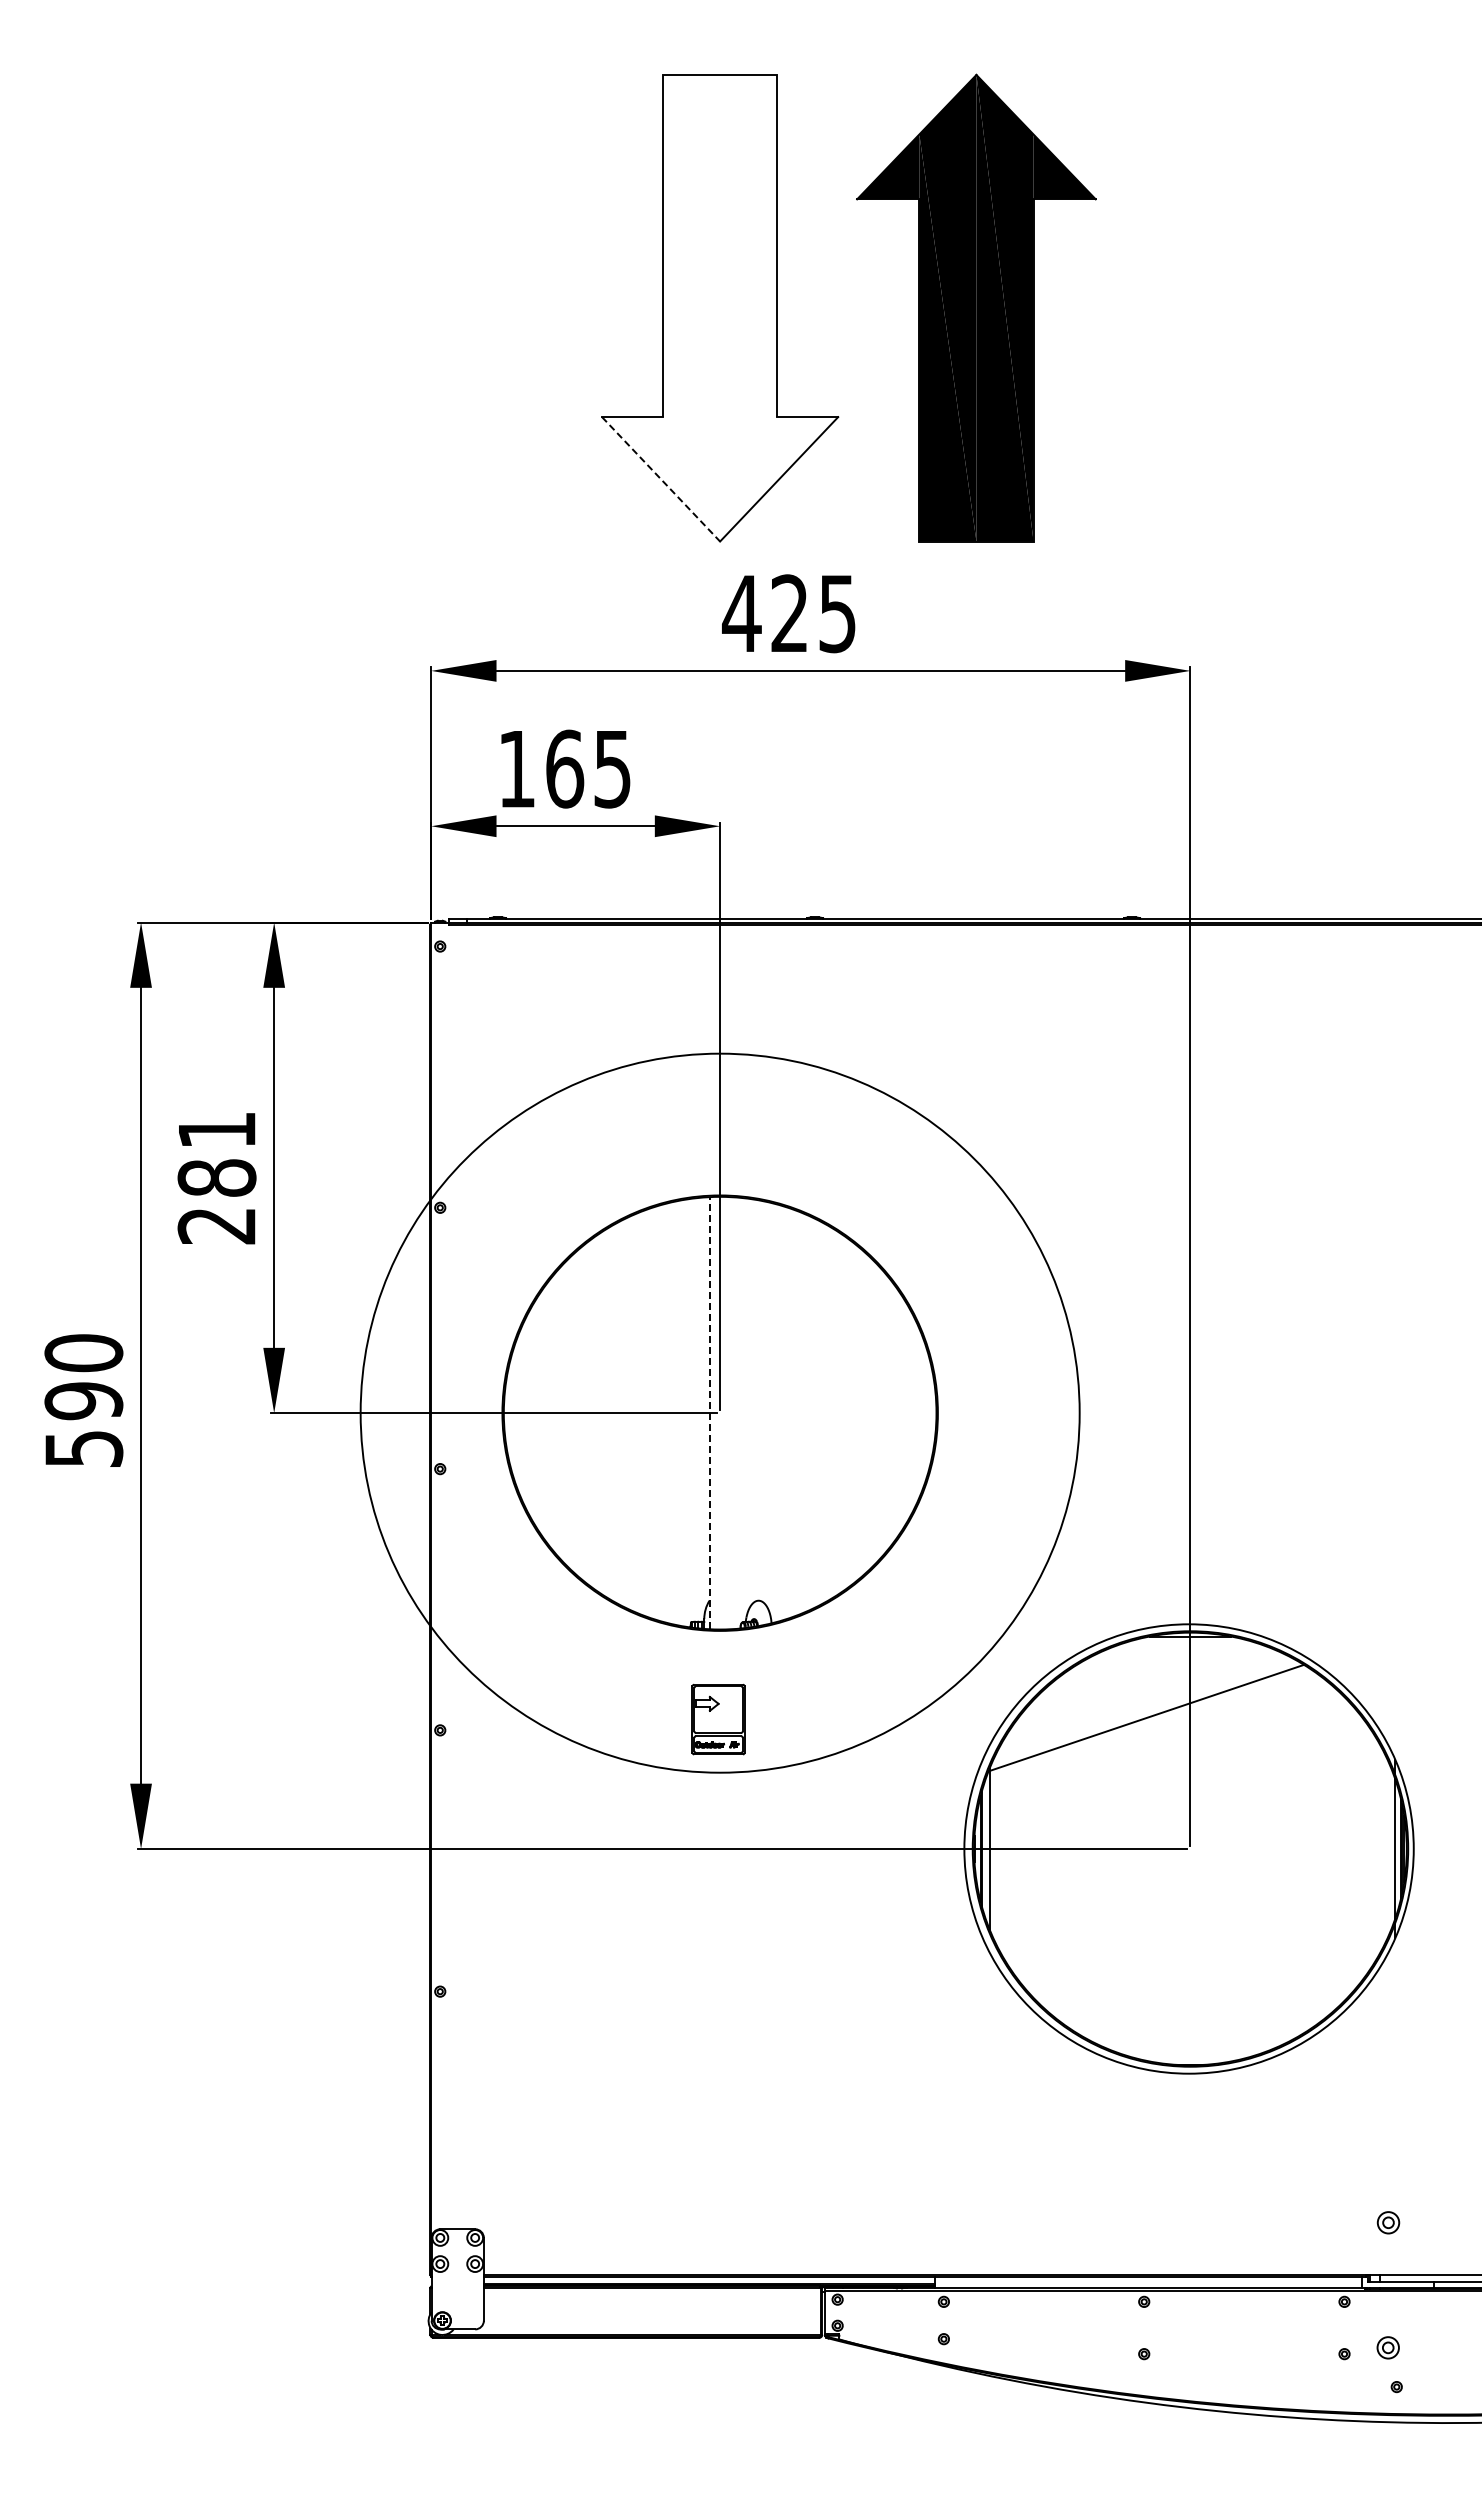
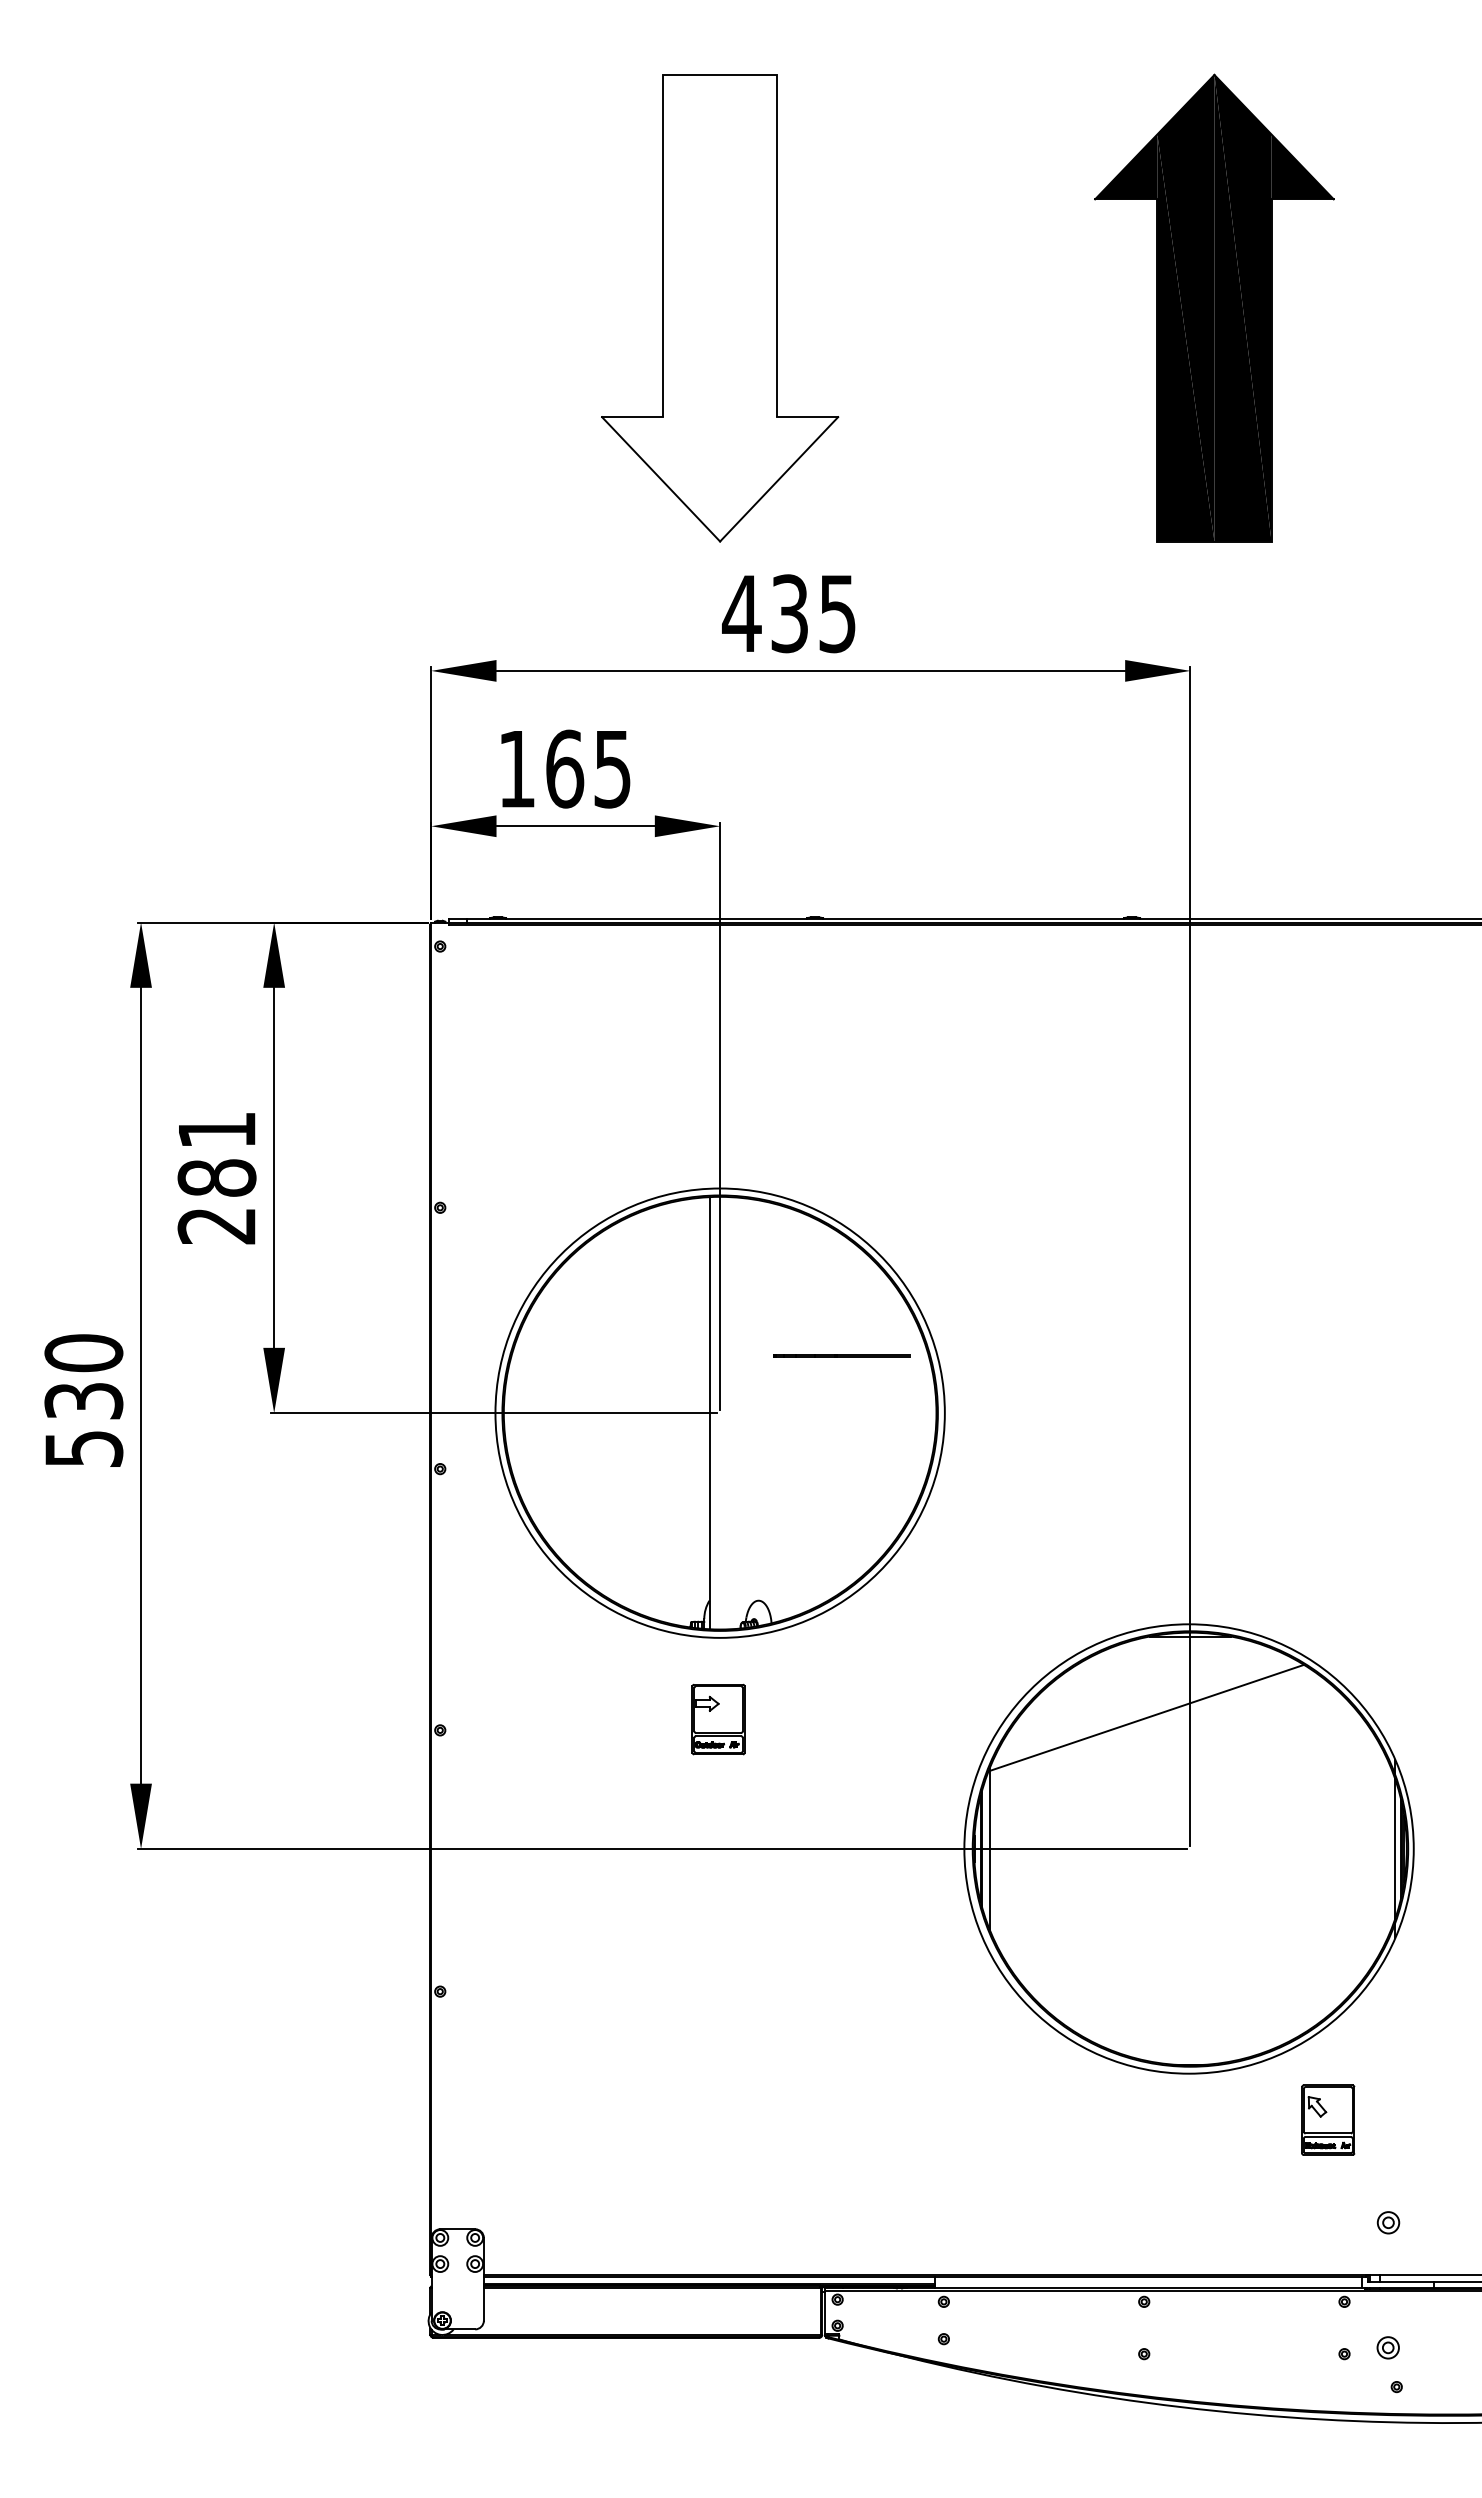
part position: (976, 307) -> (1214, 307) (1214, 307)
line: dashed -> solid (661, 479)
text: 425 -> 435 (789, 613)
line: none -> present (841, 1355)
text: 590 -> 530 (83, 1401)
circle diameter: 719 px -> 449 px (719, 1412)
line: dashed -> solid (709, 1413)
part: none -> present (1328, 2119)
